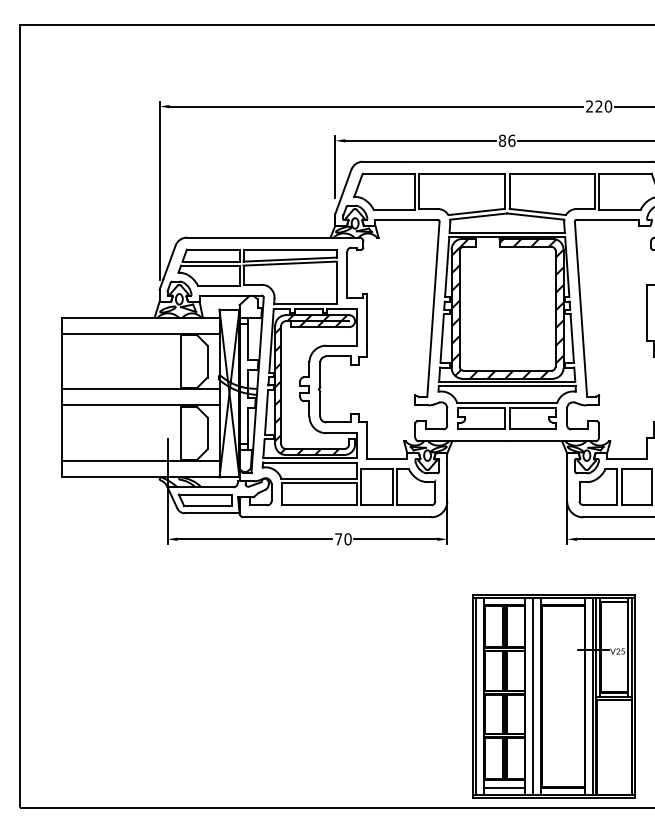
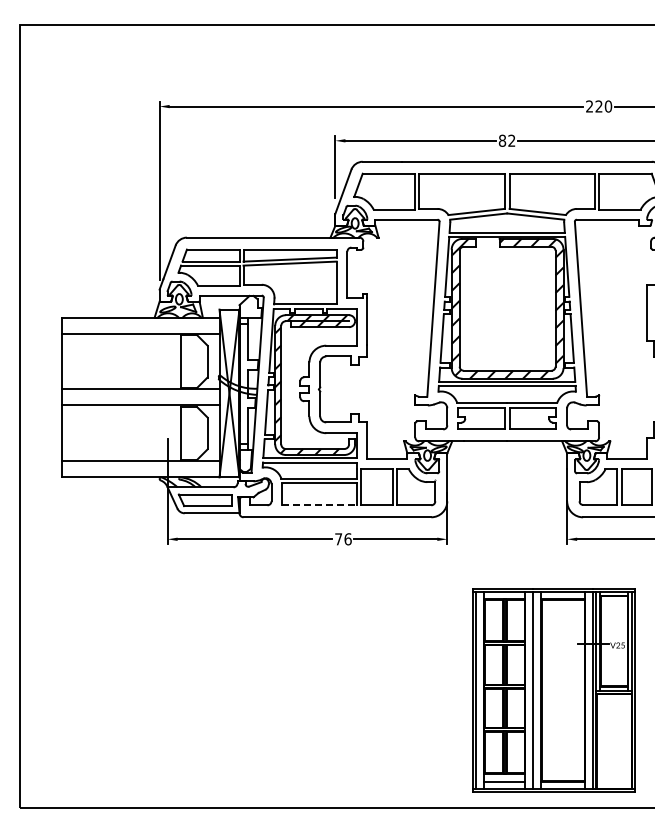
text: 86 -> 82 (511, 140)
line: solid -> dashed (319, 505)
text: 70 -> 76 (347, 539)
part position: (553, 696) -> (553, 690) (553, 690)
